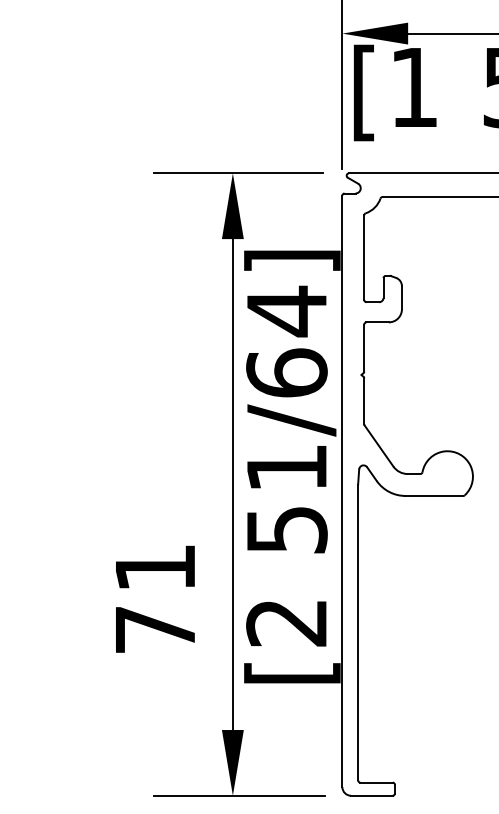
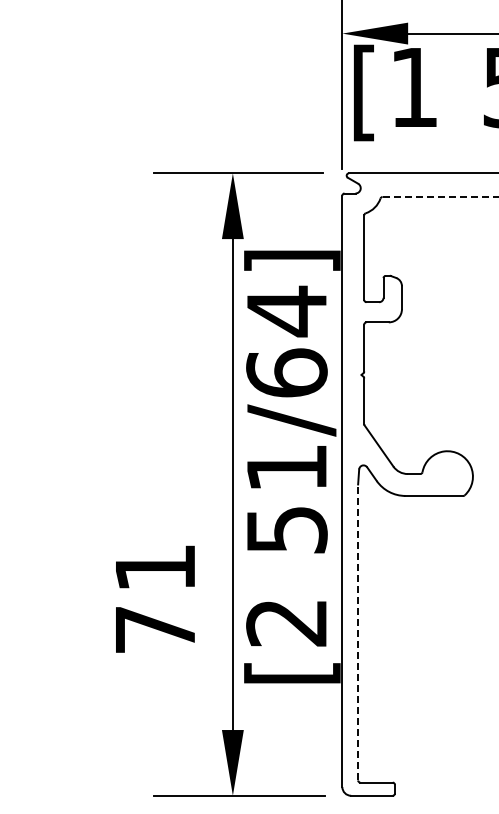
line: solid -> dashed (440, 197)
line: solid -> dashed (358, 632)
